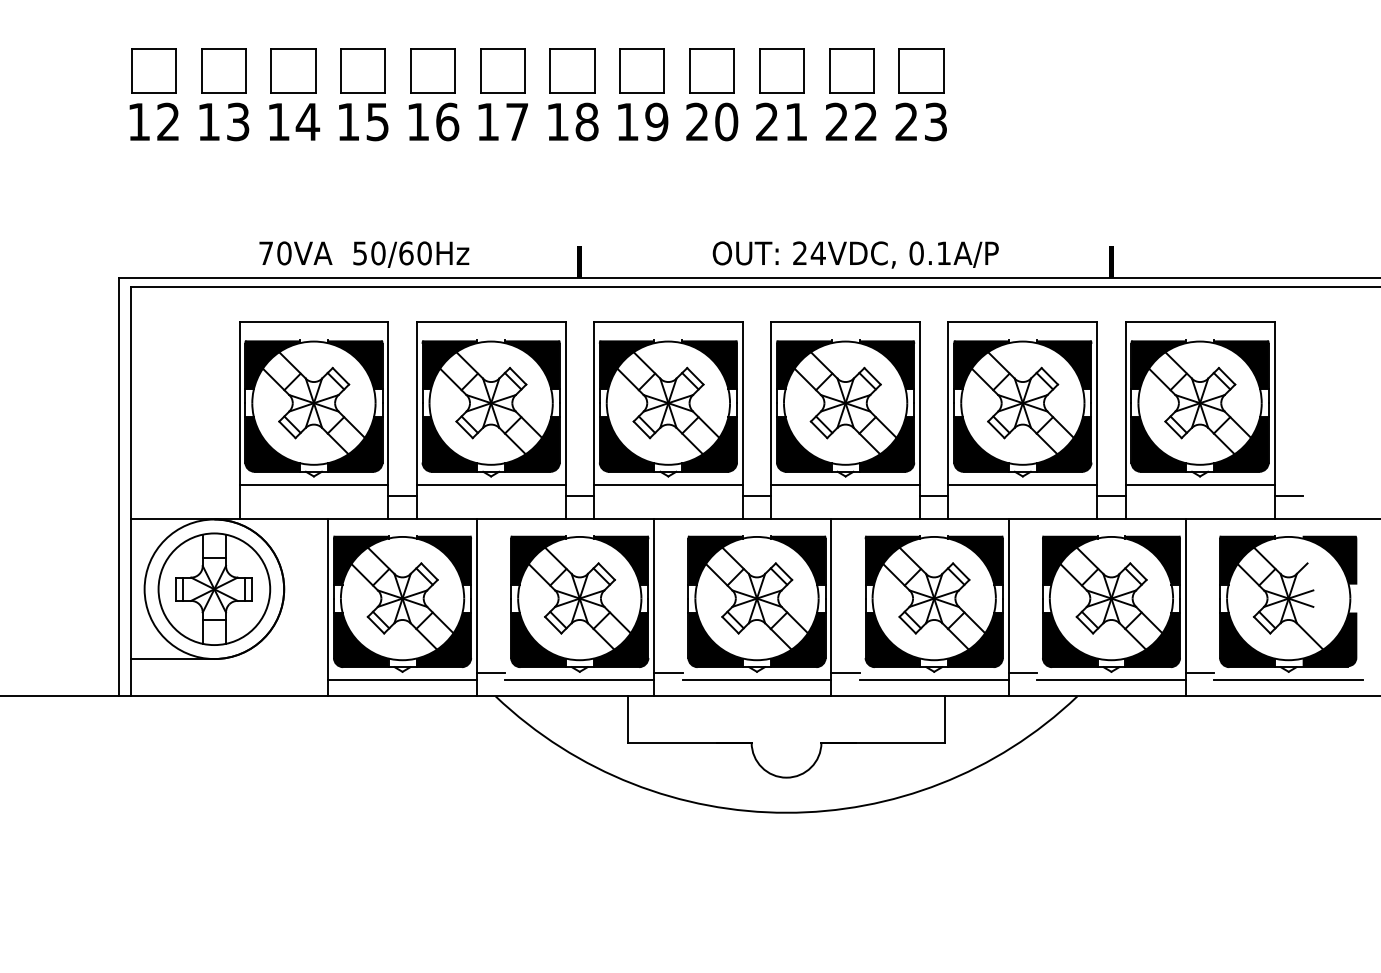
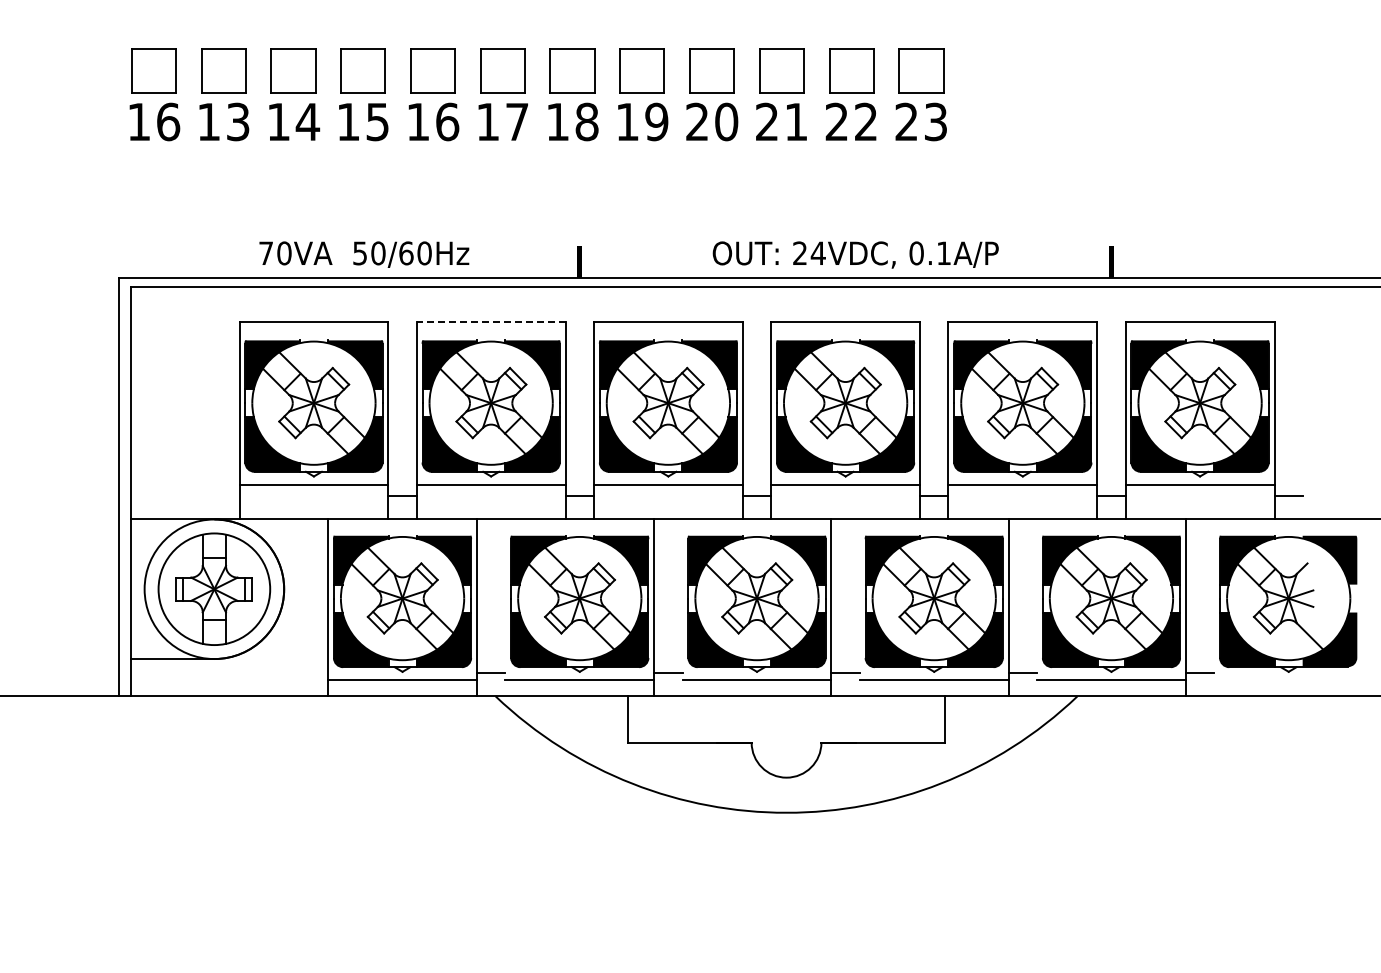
text: 12 -> 16 (168, 121)
line: solid -> dashed (490, 321)
line: present -> none (1288, 679)
